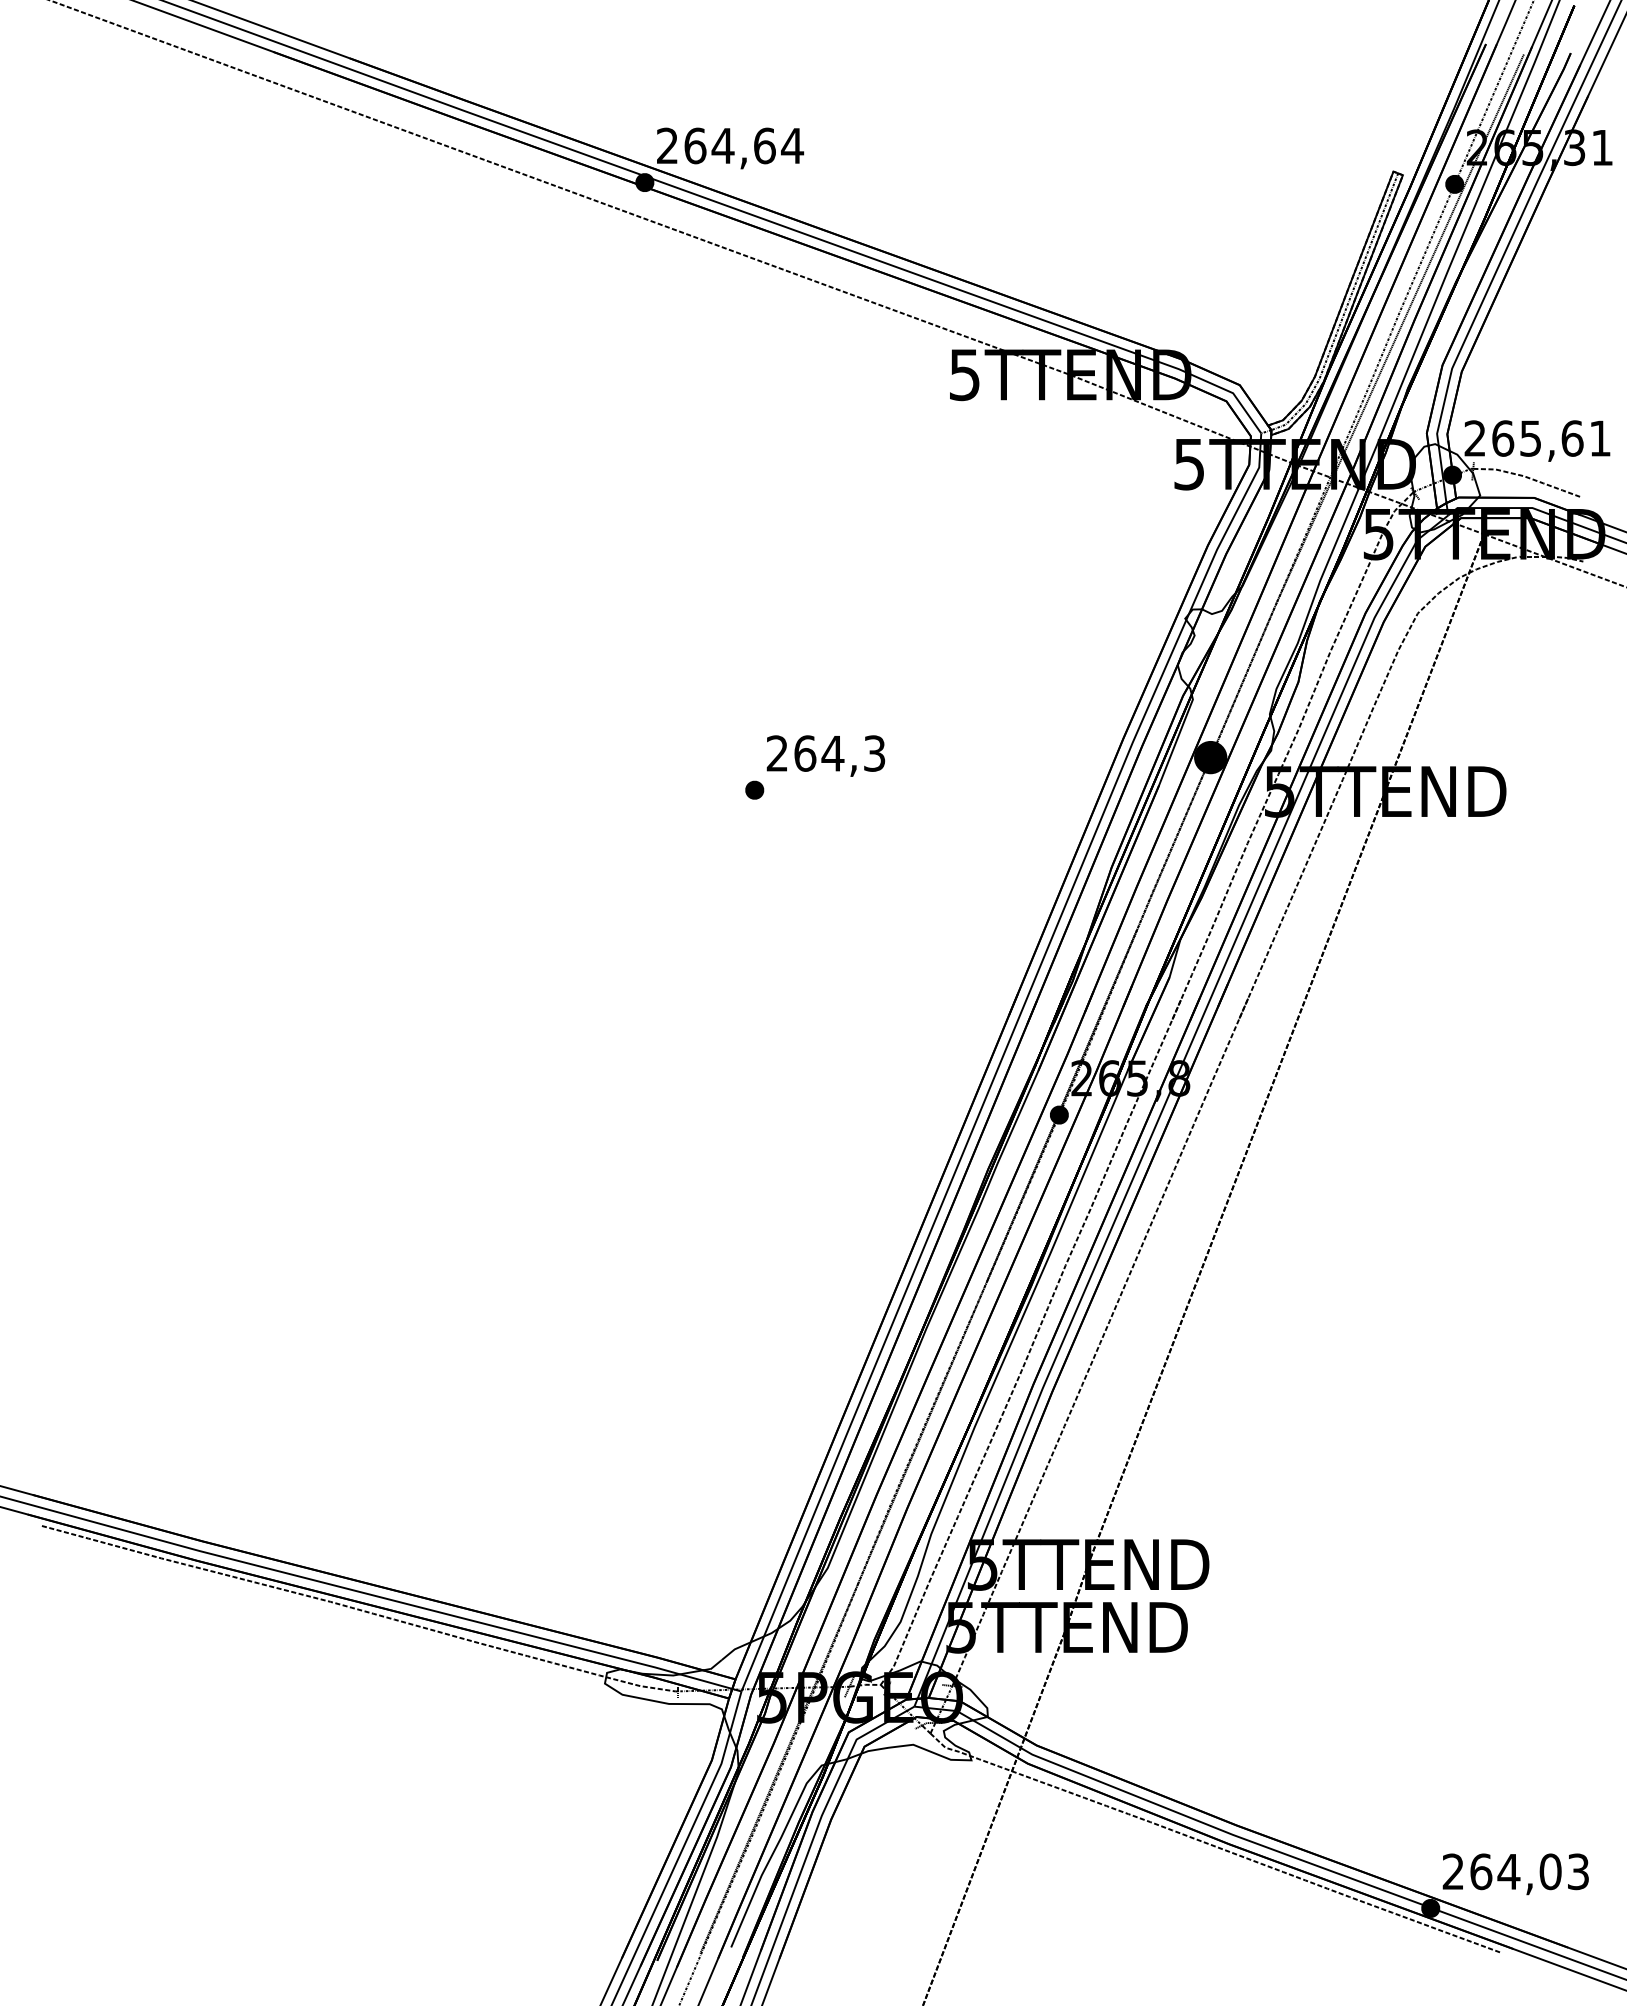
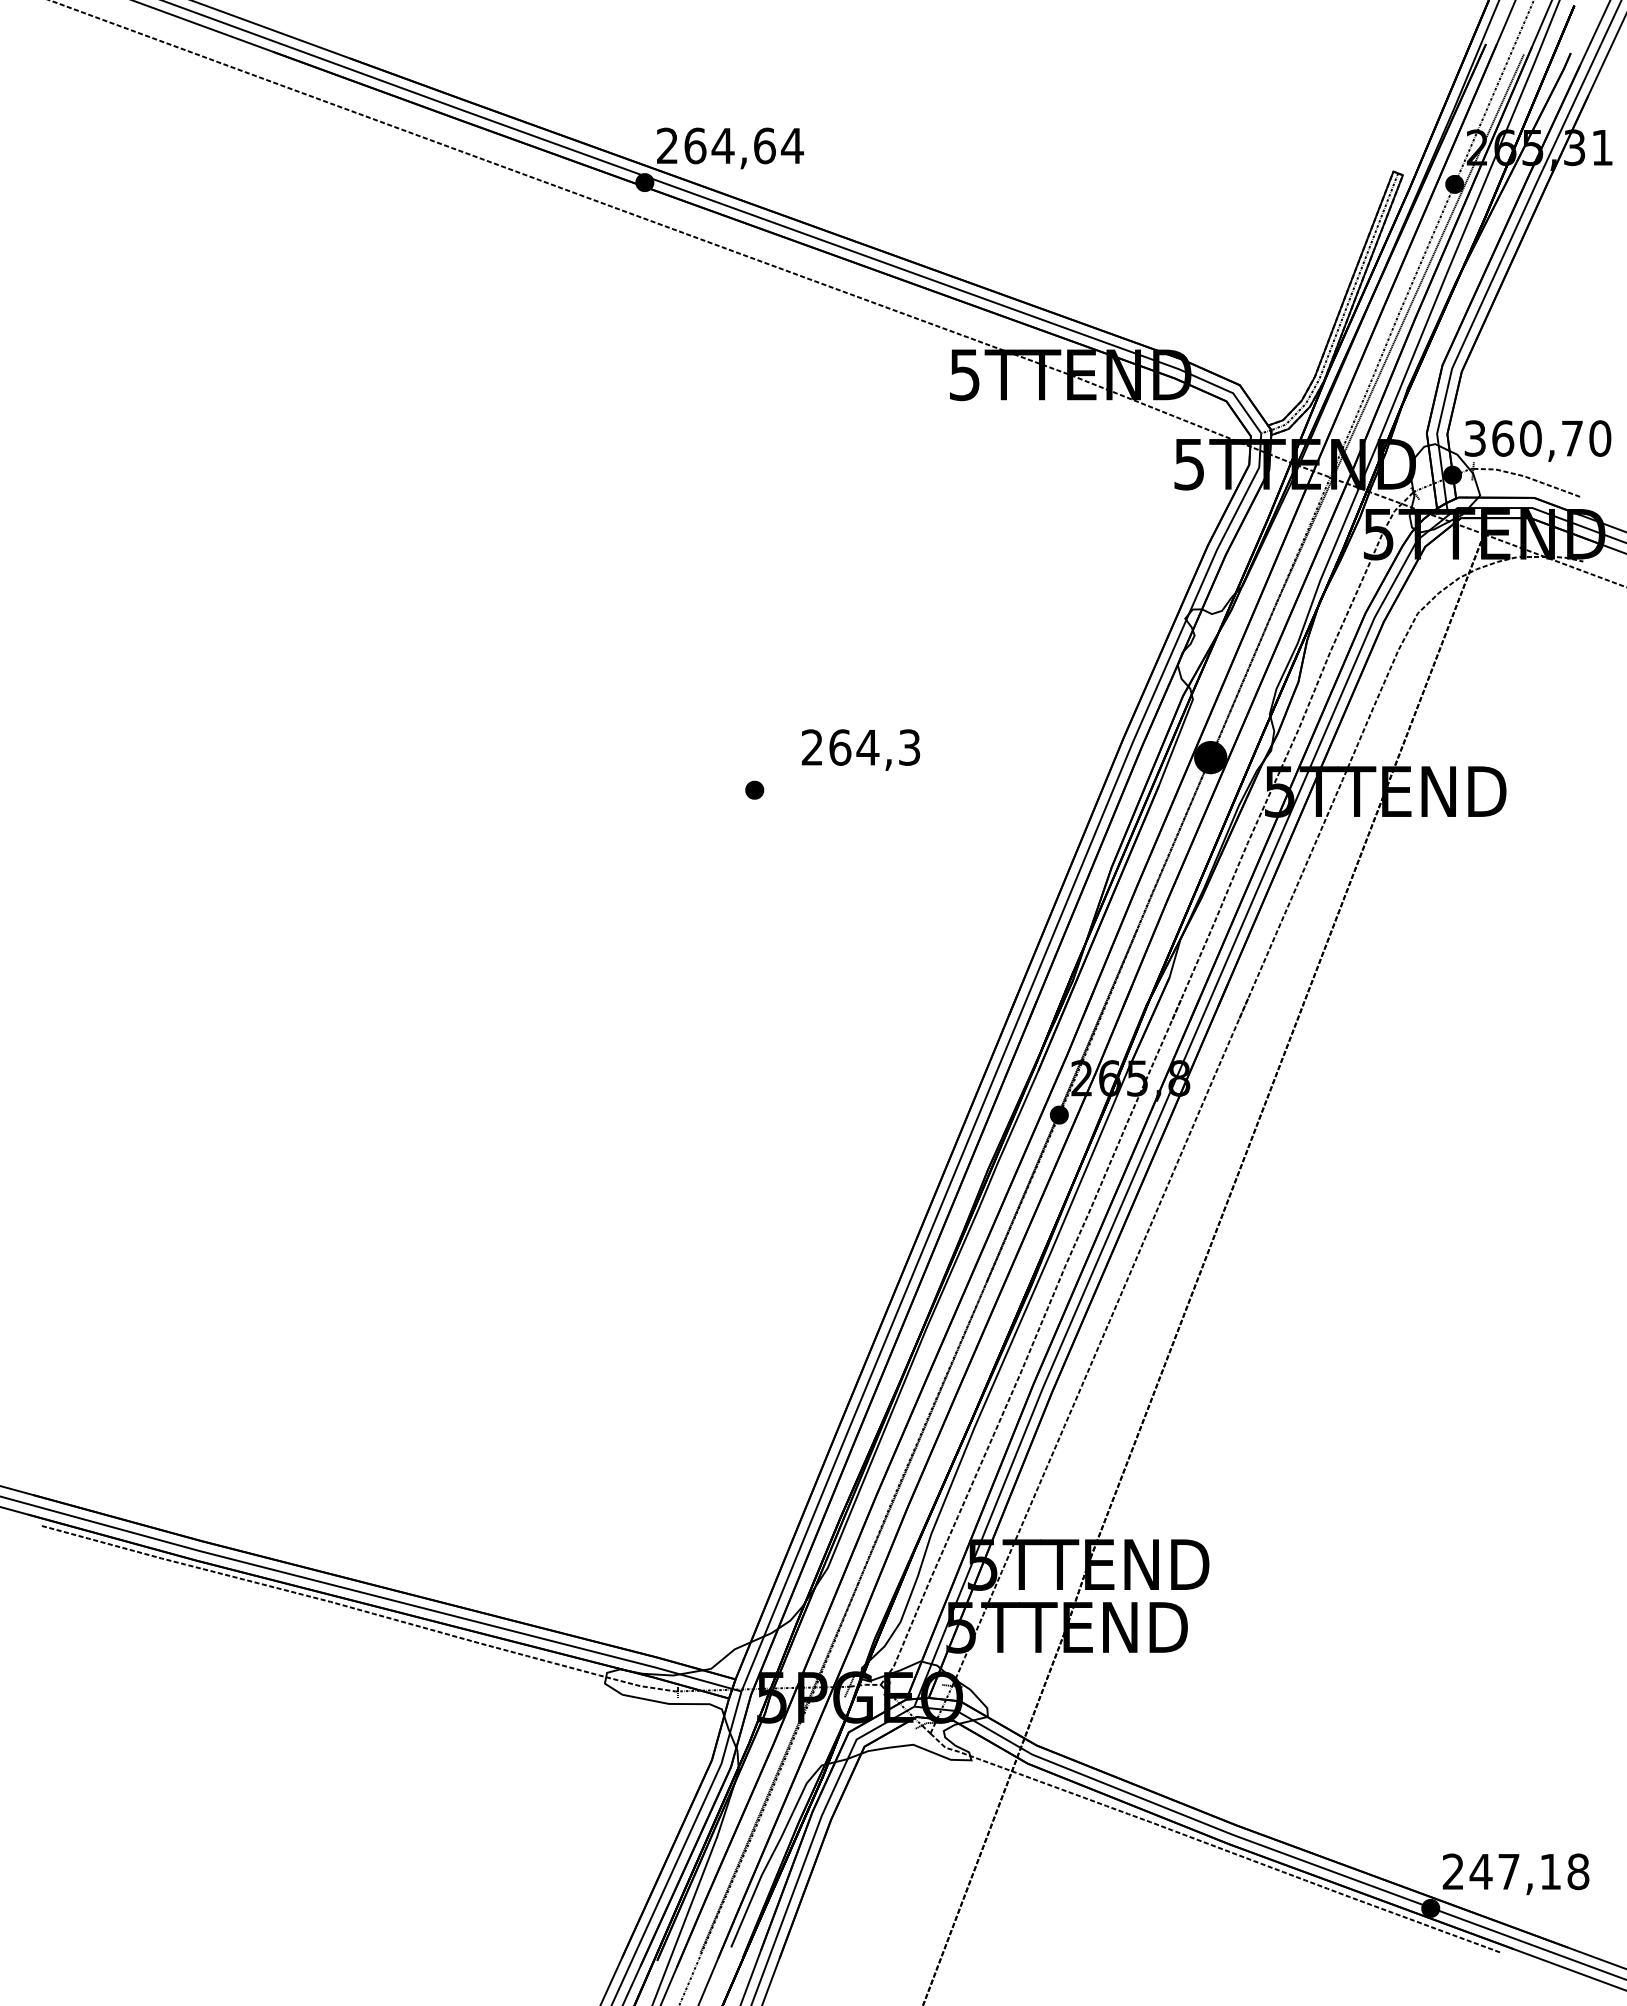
text: 265,61 -> 360,70 (1537, 438)
text position: (825, 755) -> (860, 749) (860, 749)
text: 264,03 -> 247,18 (1529, 1871)
